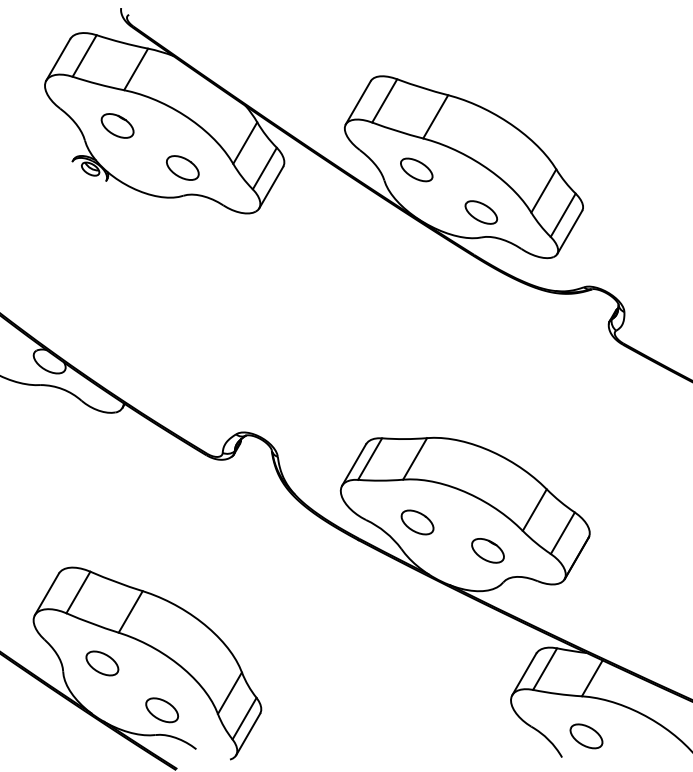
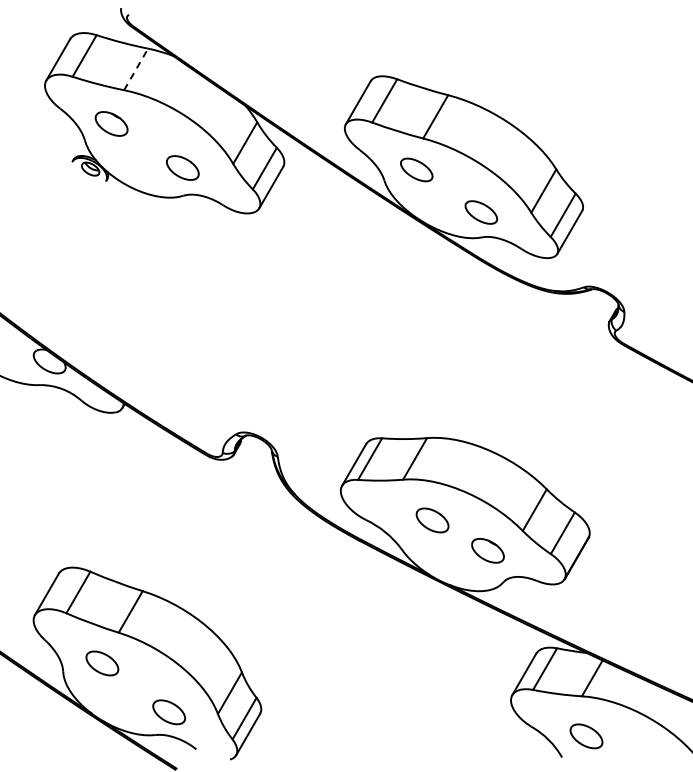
line: solid -> dashed (136, 69)
part position: (117, 125) -> (111, 123) (111, 123)
part position: (417, 522) -> (432, 520) (432, 520)
part position: (162, 710) -> (169, 712) (169, 712)
